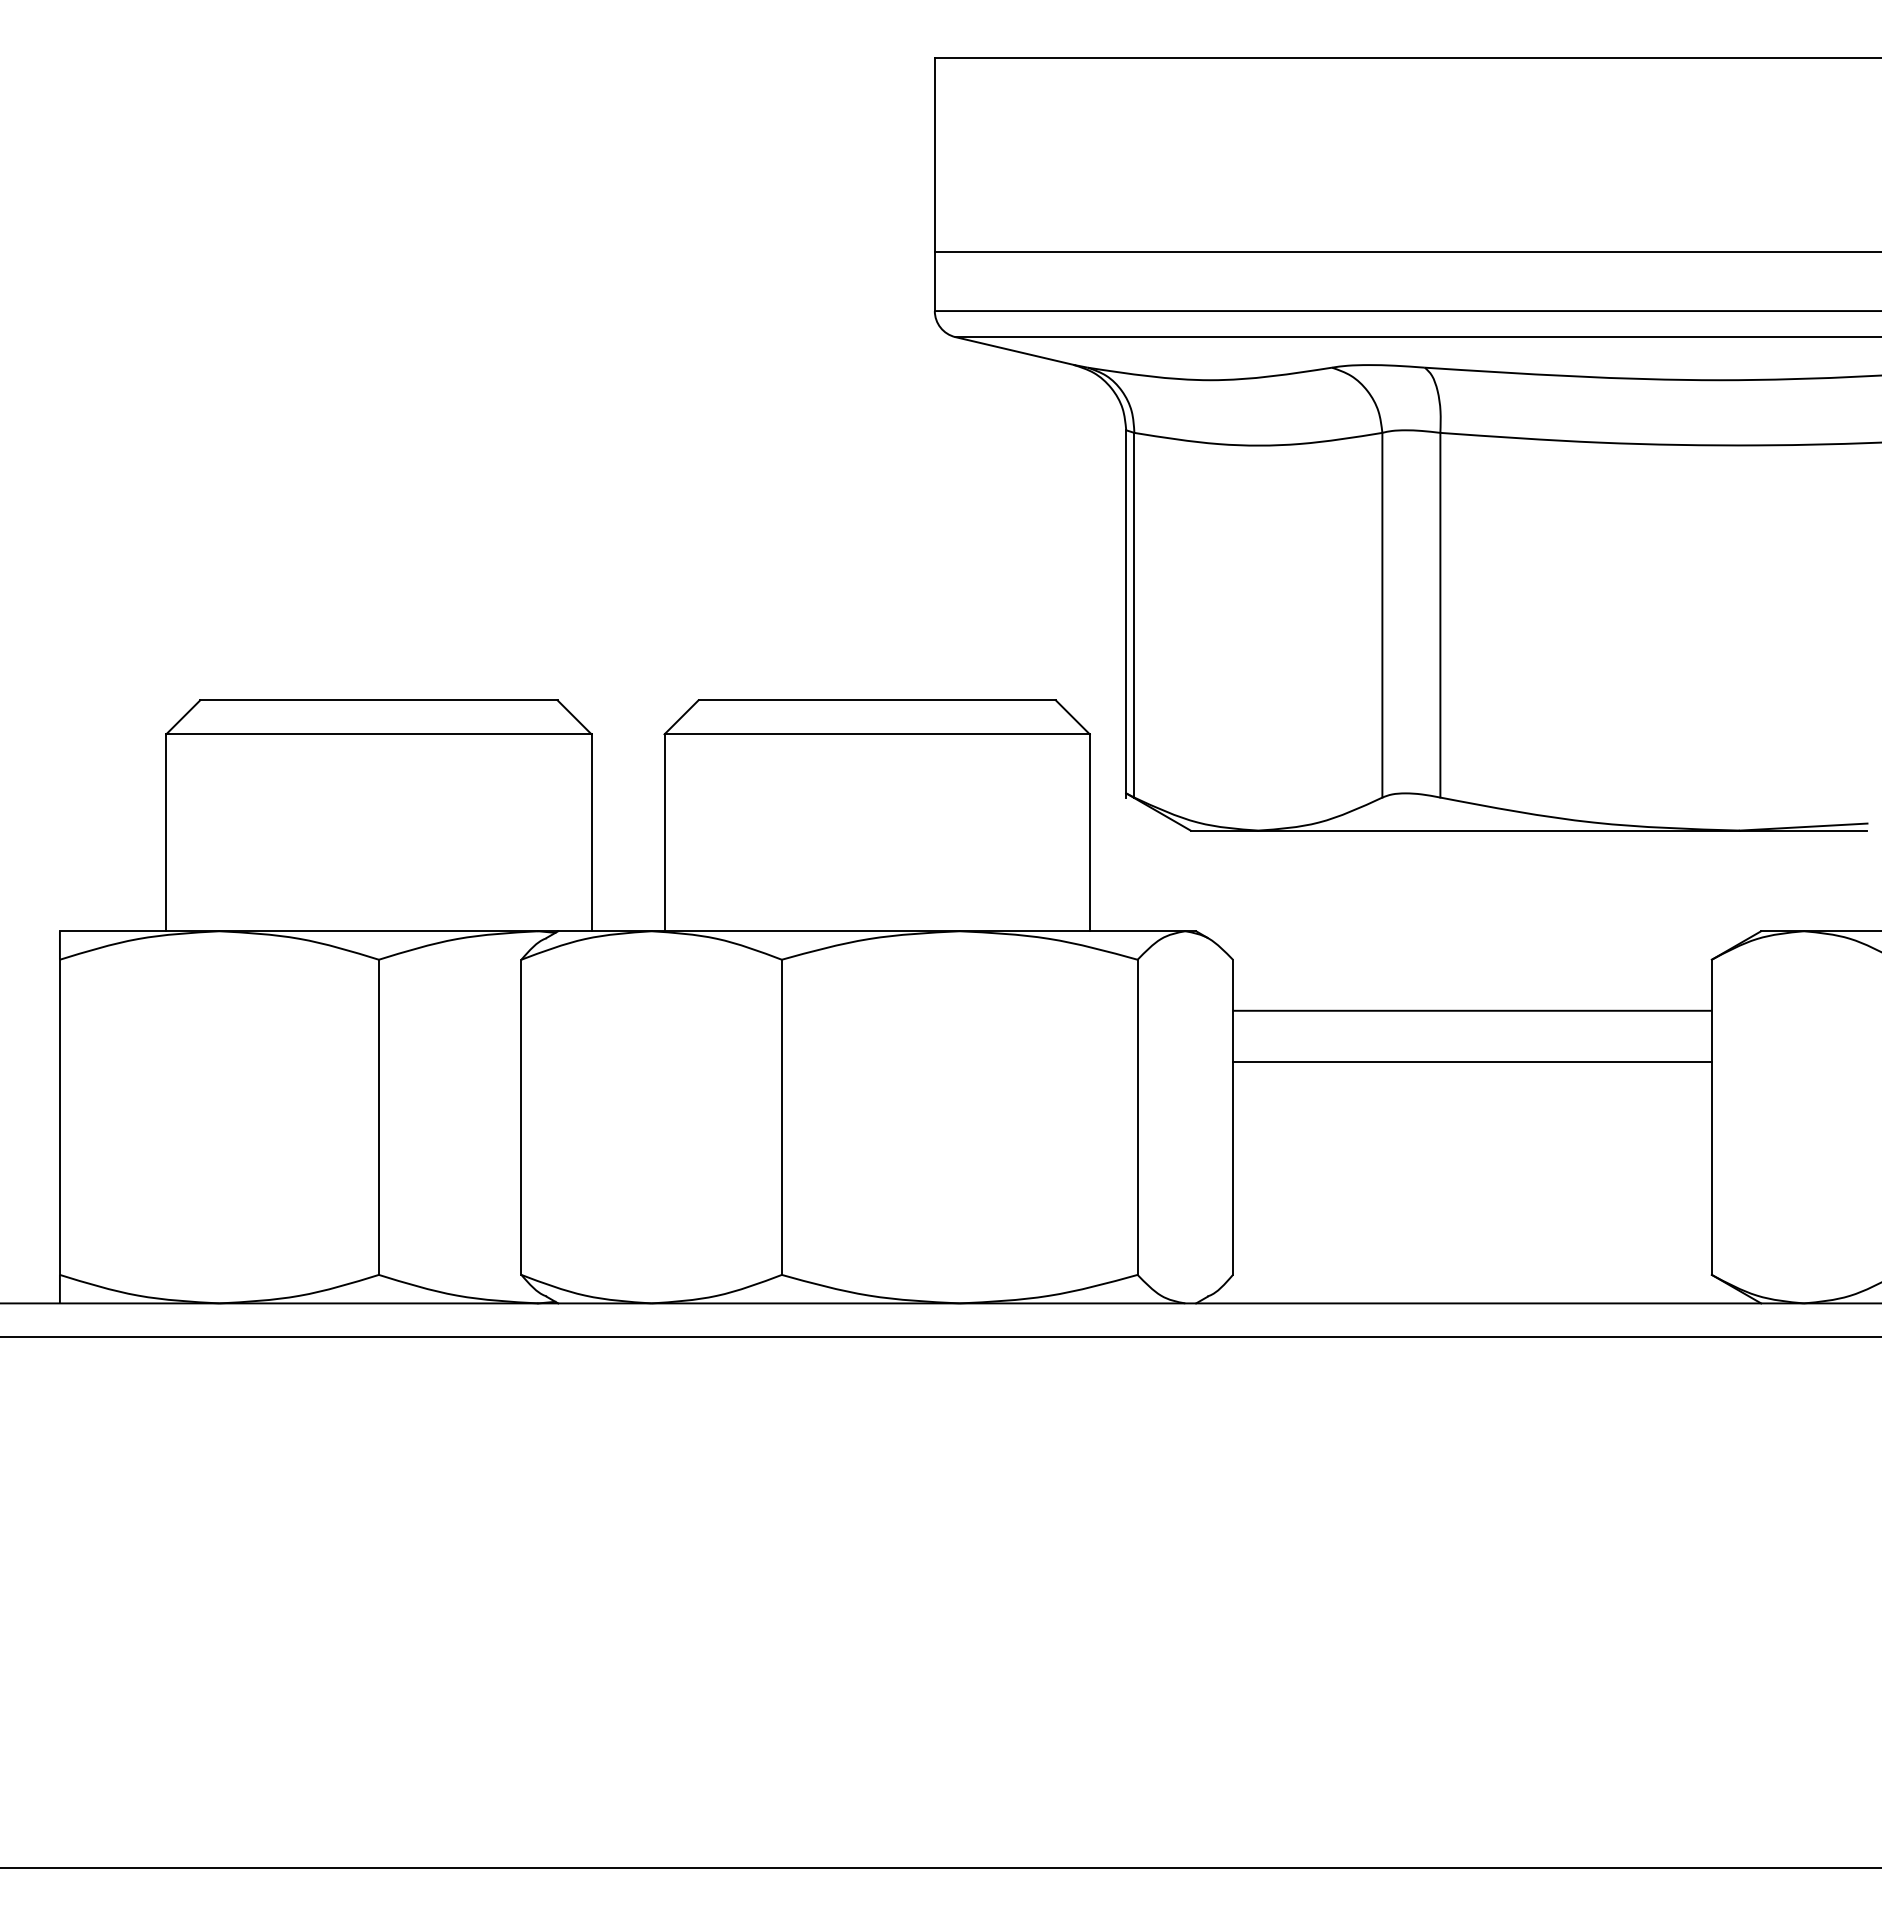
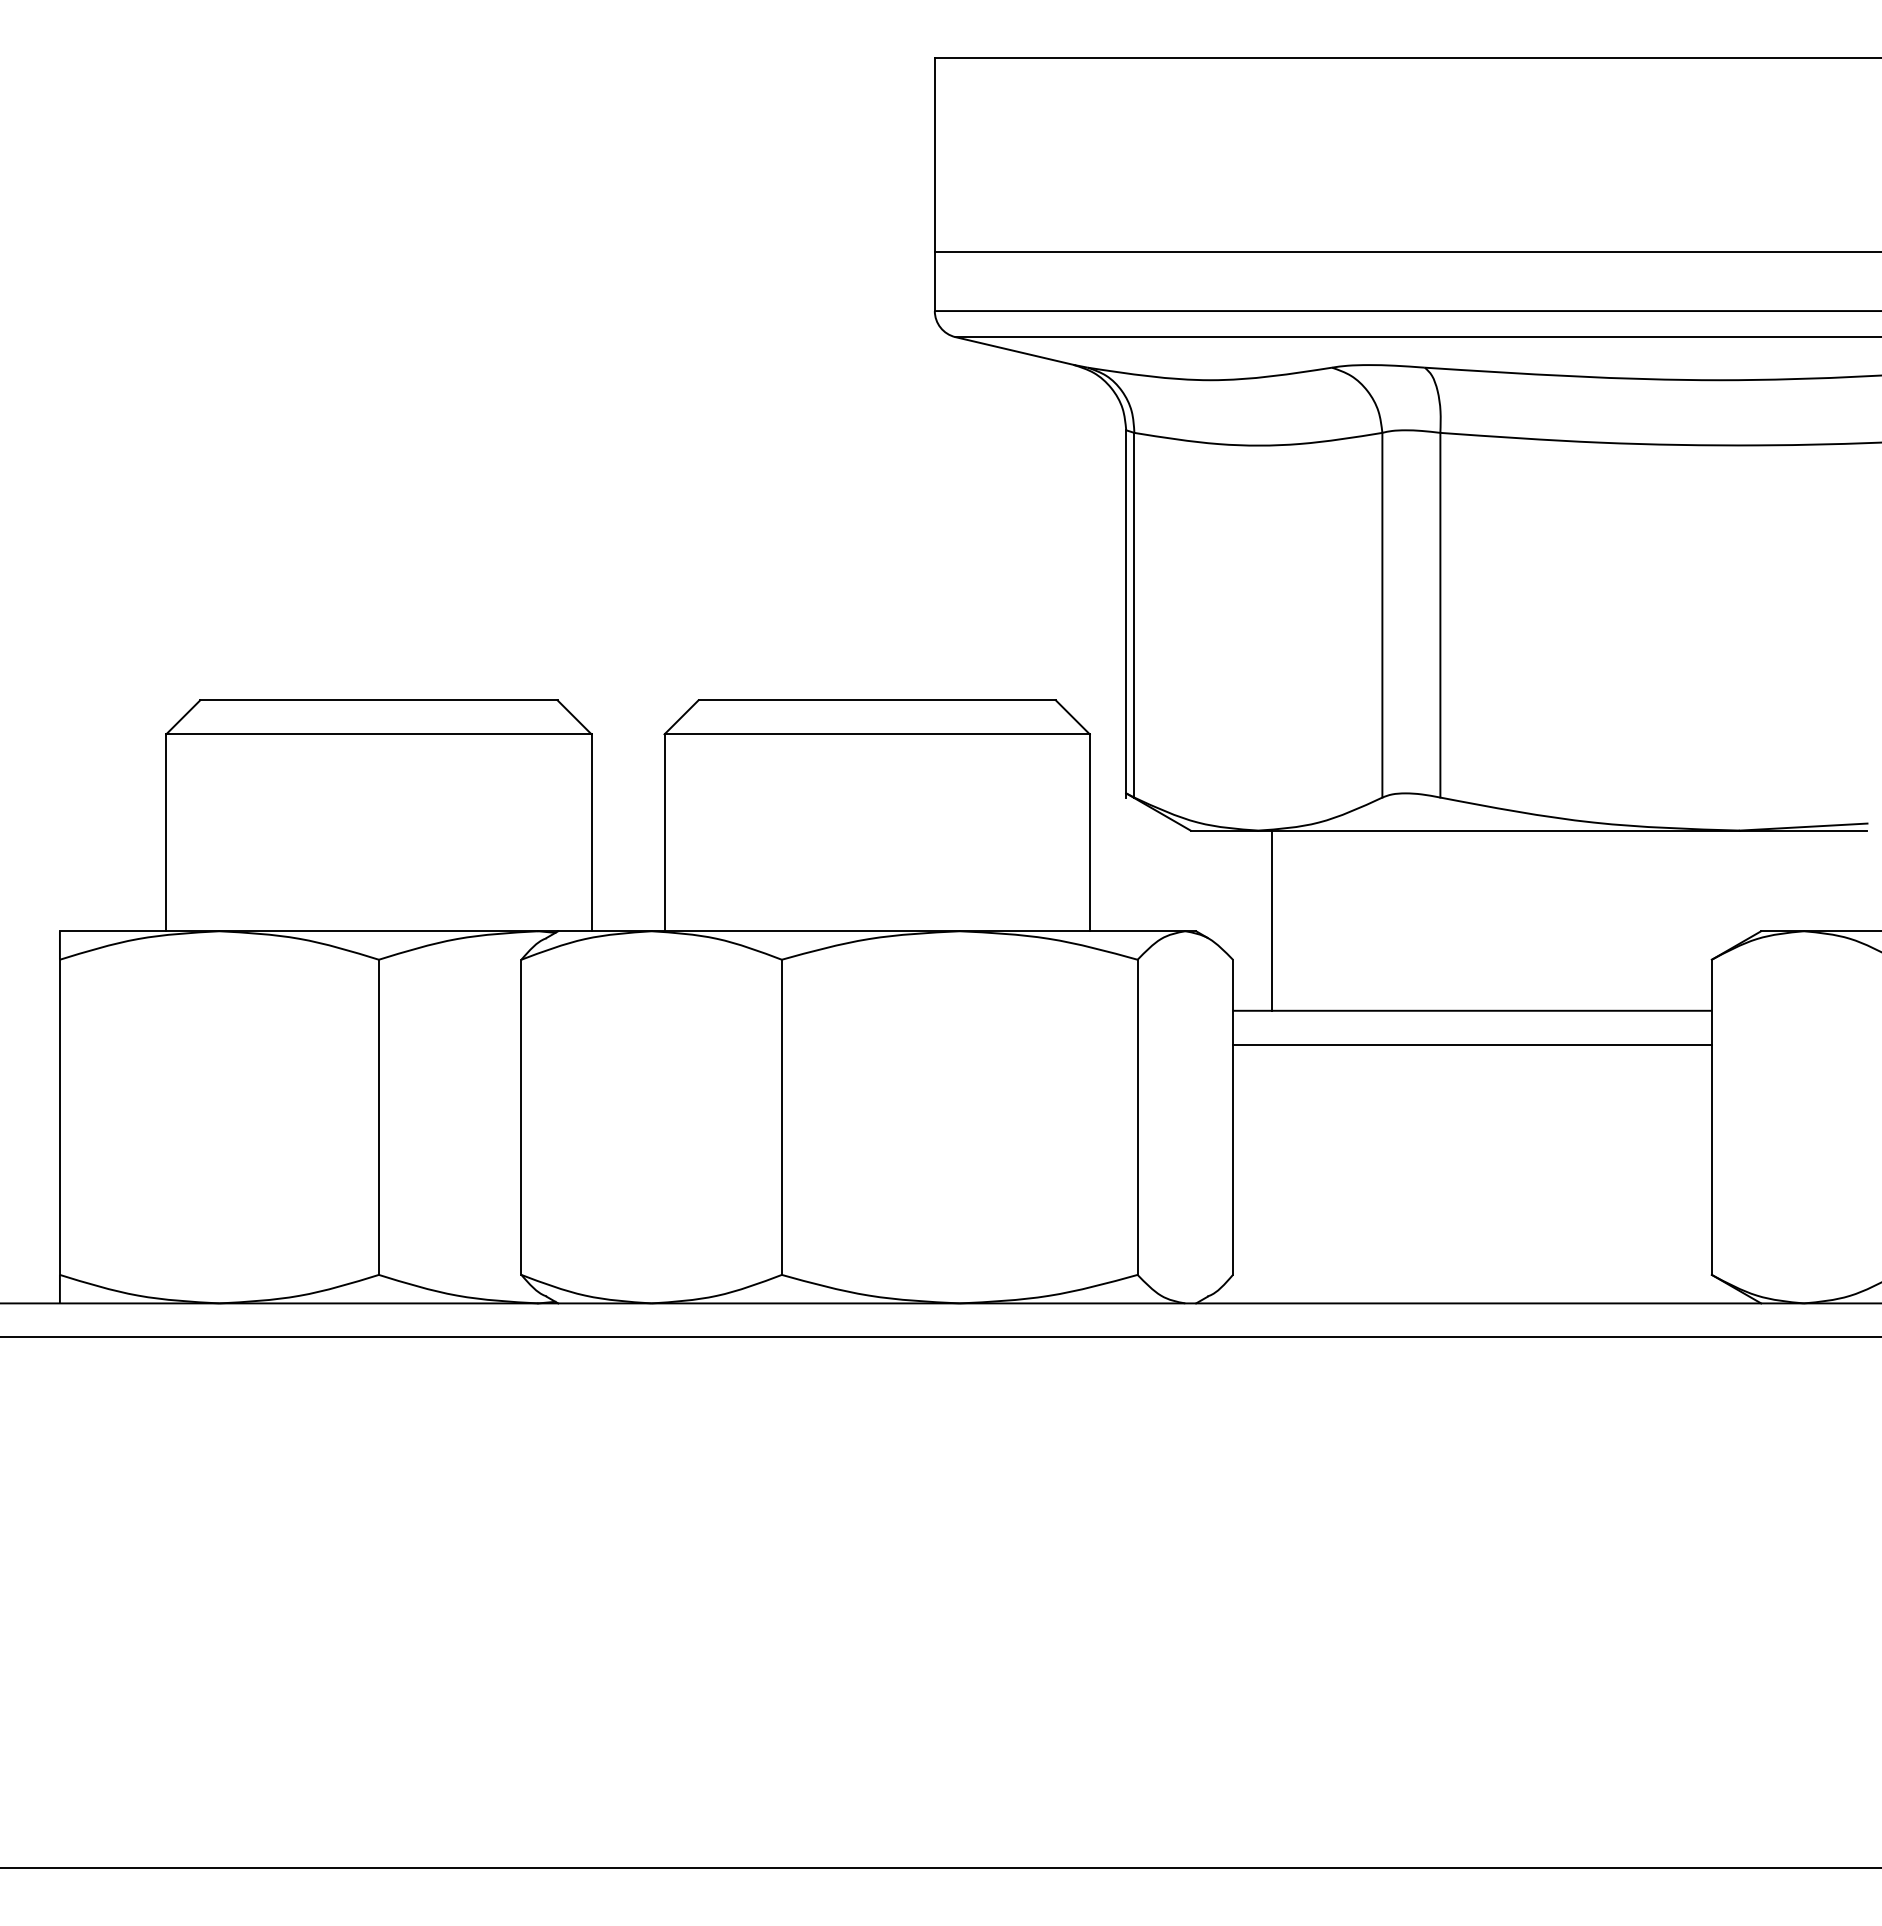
line: none -> present (1272, 920)
line position: (1471, 1061) -> (1471, 1044) (1471, 1044)
